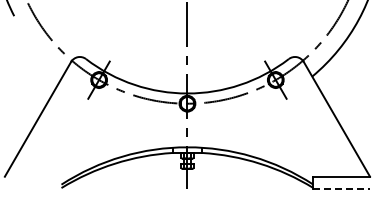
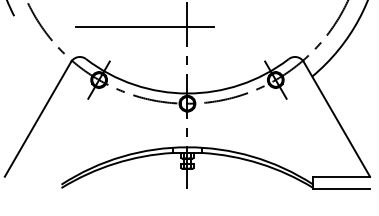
line: none -> present (144, 26)
line: dashed -> solid (342, 189)
